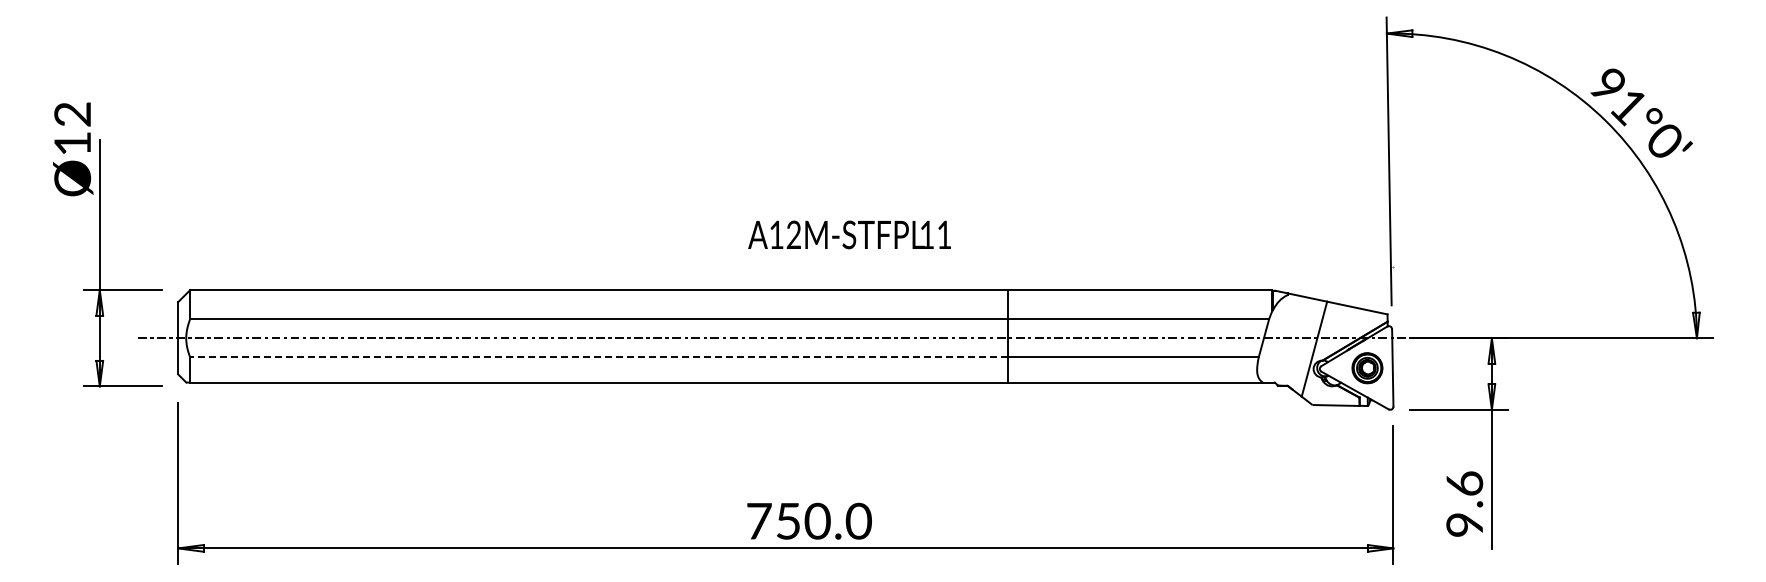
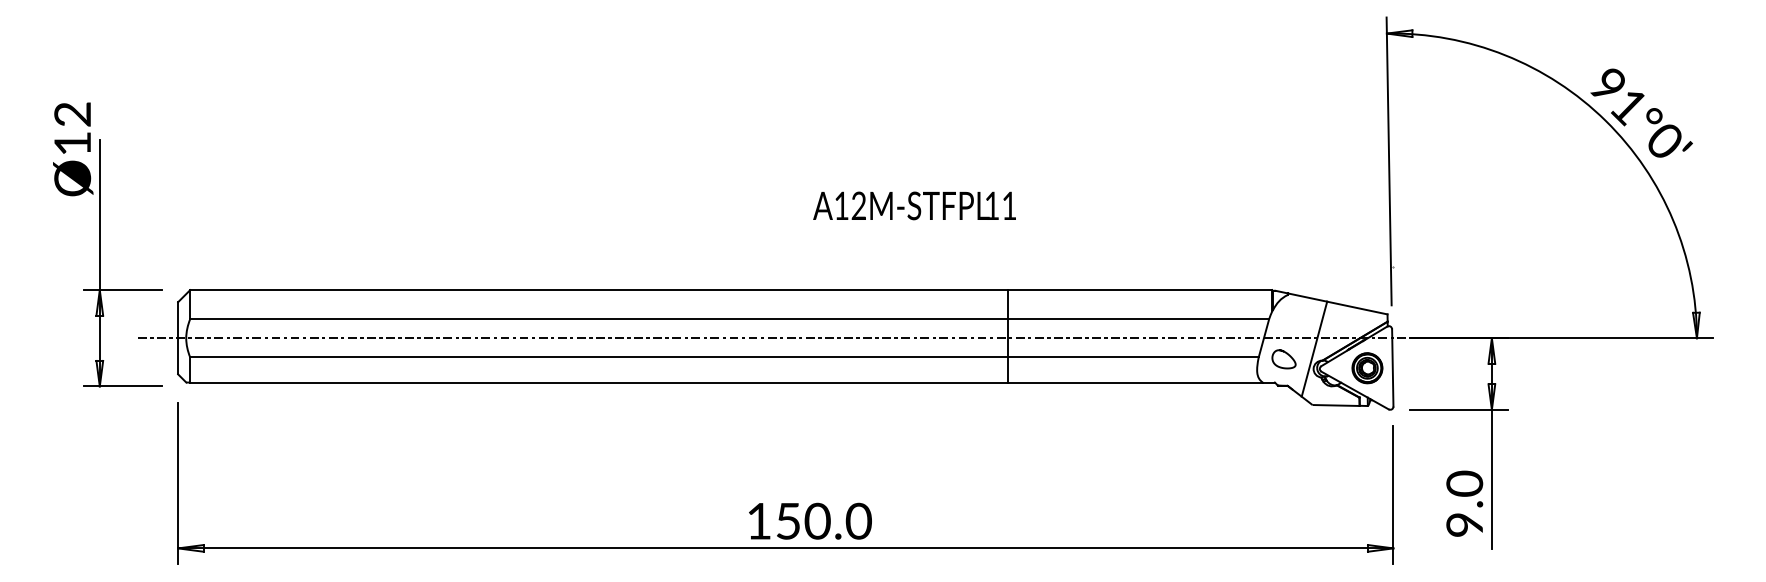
text position: (849, 234) -> (914, 205) (914, 205)
curve: none -> present (1286, 354)
line: dashed -> solid (598, 357)
text: 9.6 -> 9.0 (1464, 483)
text: 750.0 -> 150.0 (759, 521)
